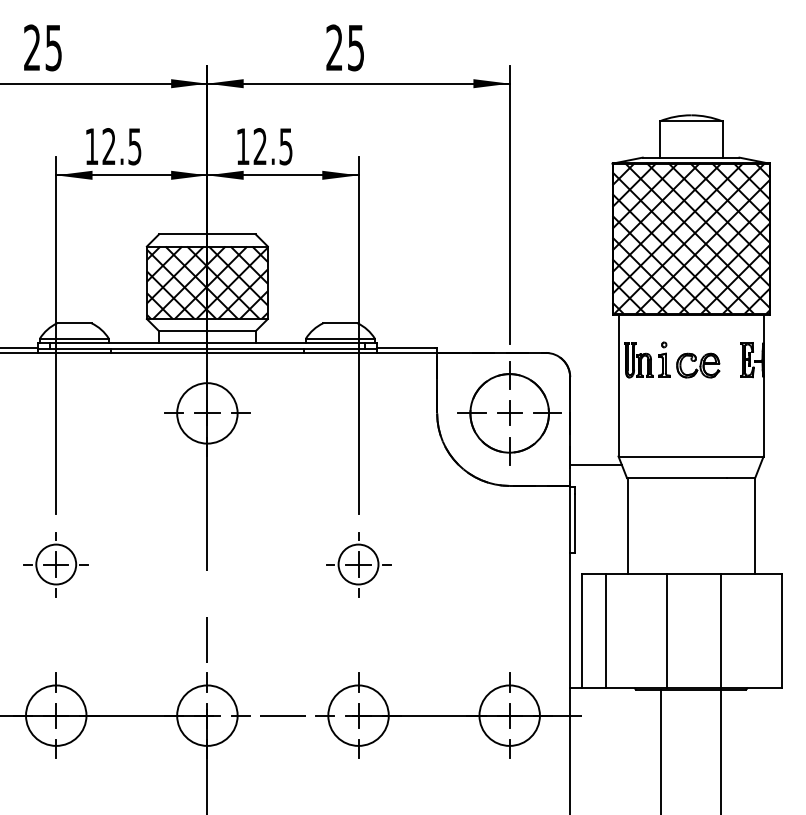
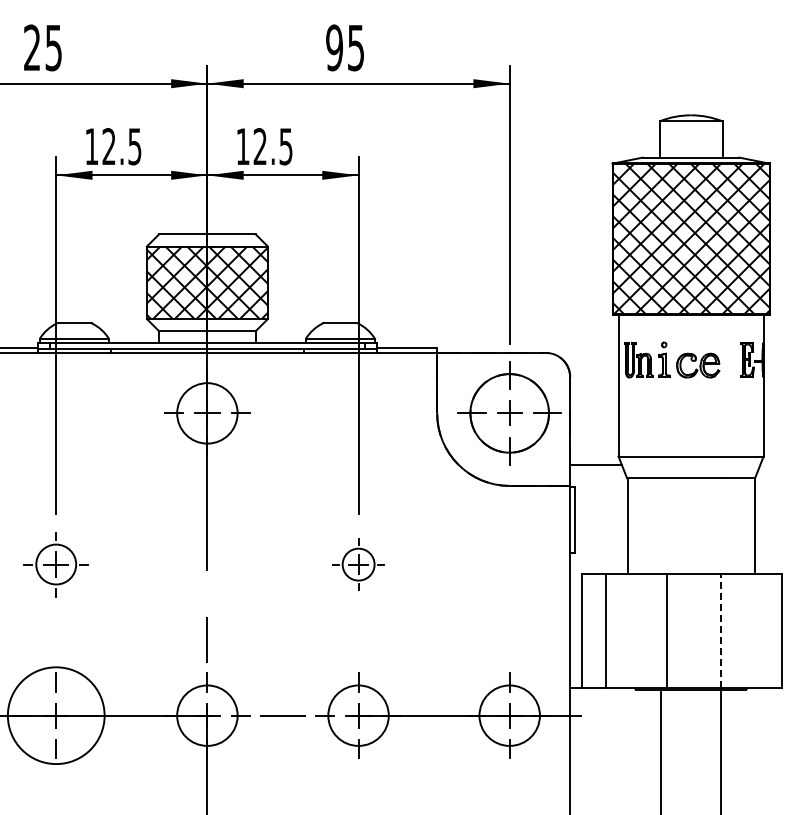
text: 25 -> 95 (334, 47)
part size: 66x66 px -> 53x53 px (358, 564)
line: solid -> dashed (721, 630)
circle diameter: 60 px -> 97 px (55, 715)
